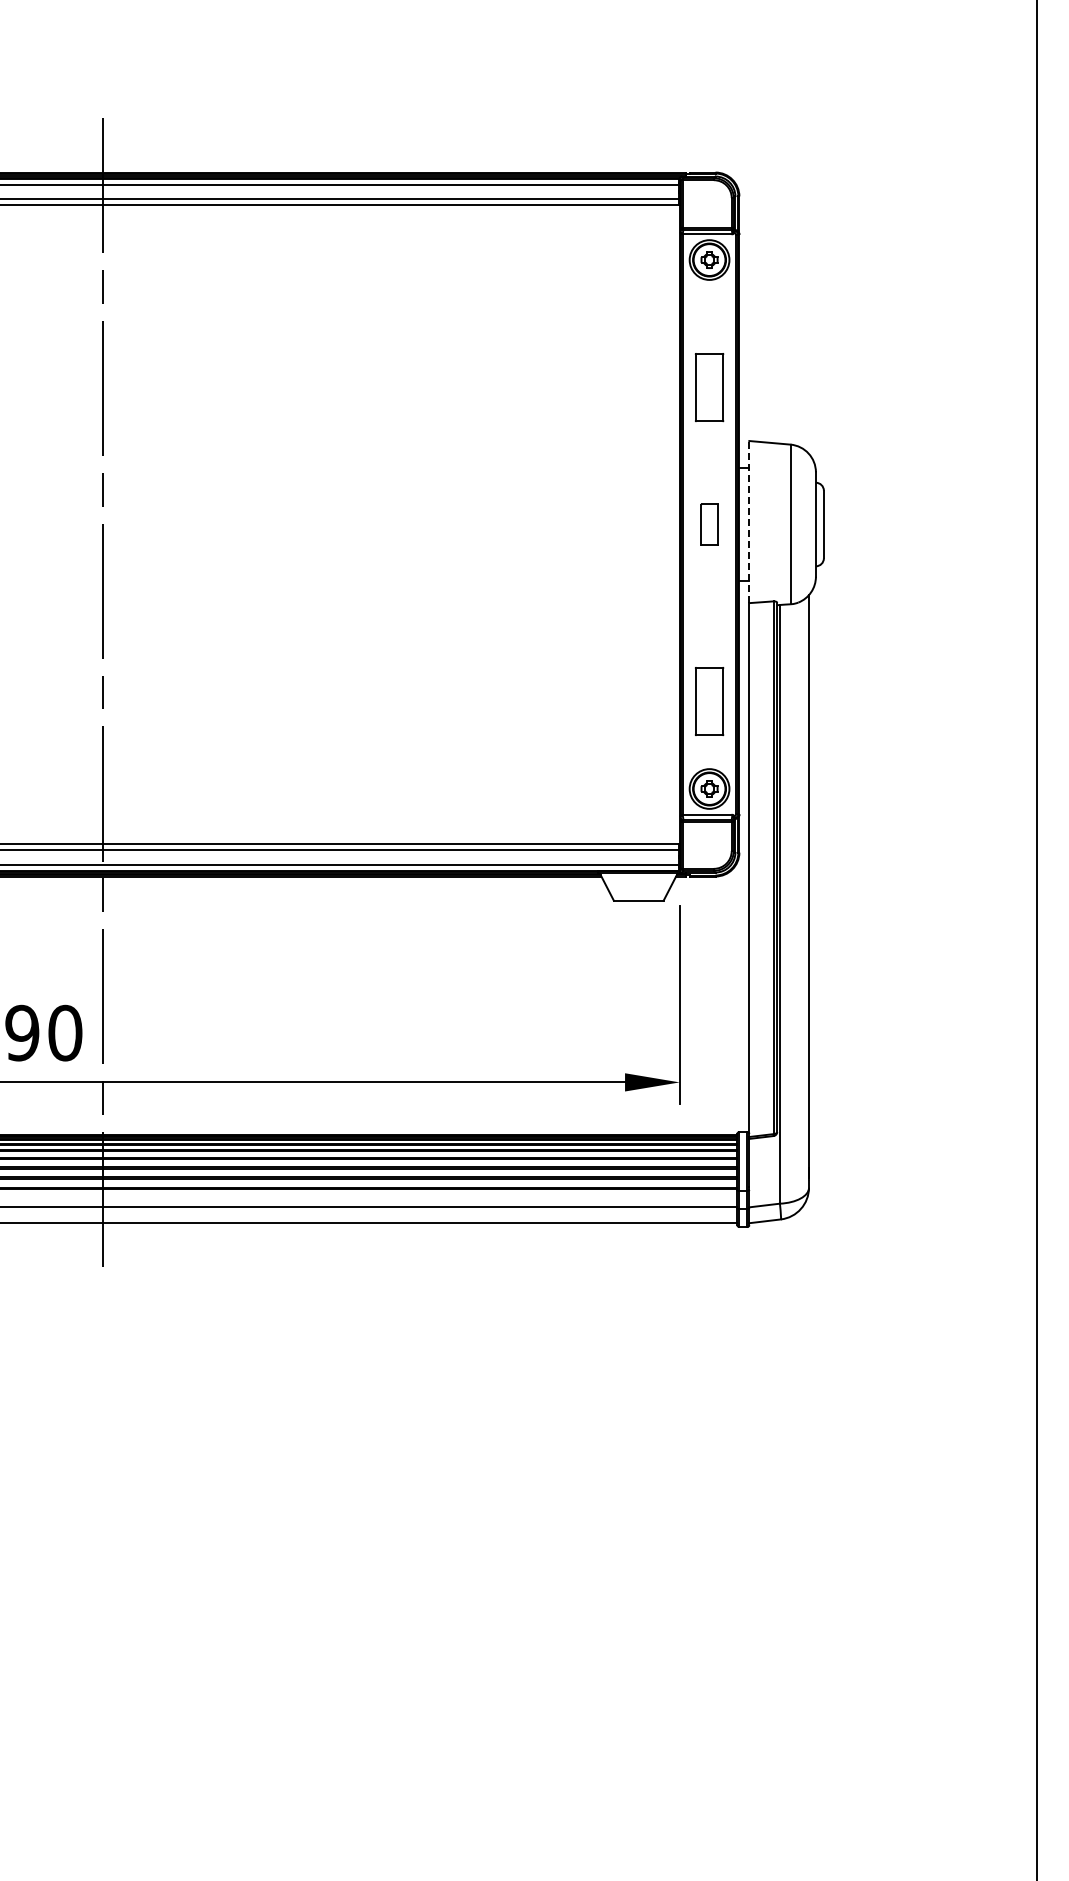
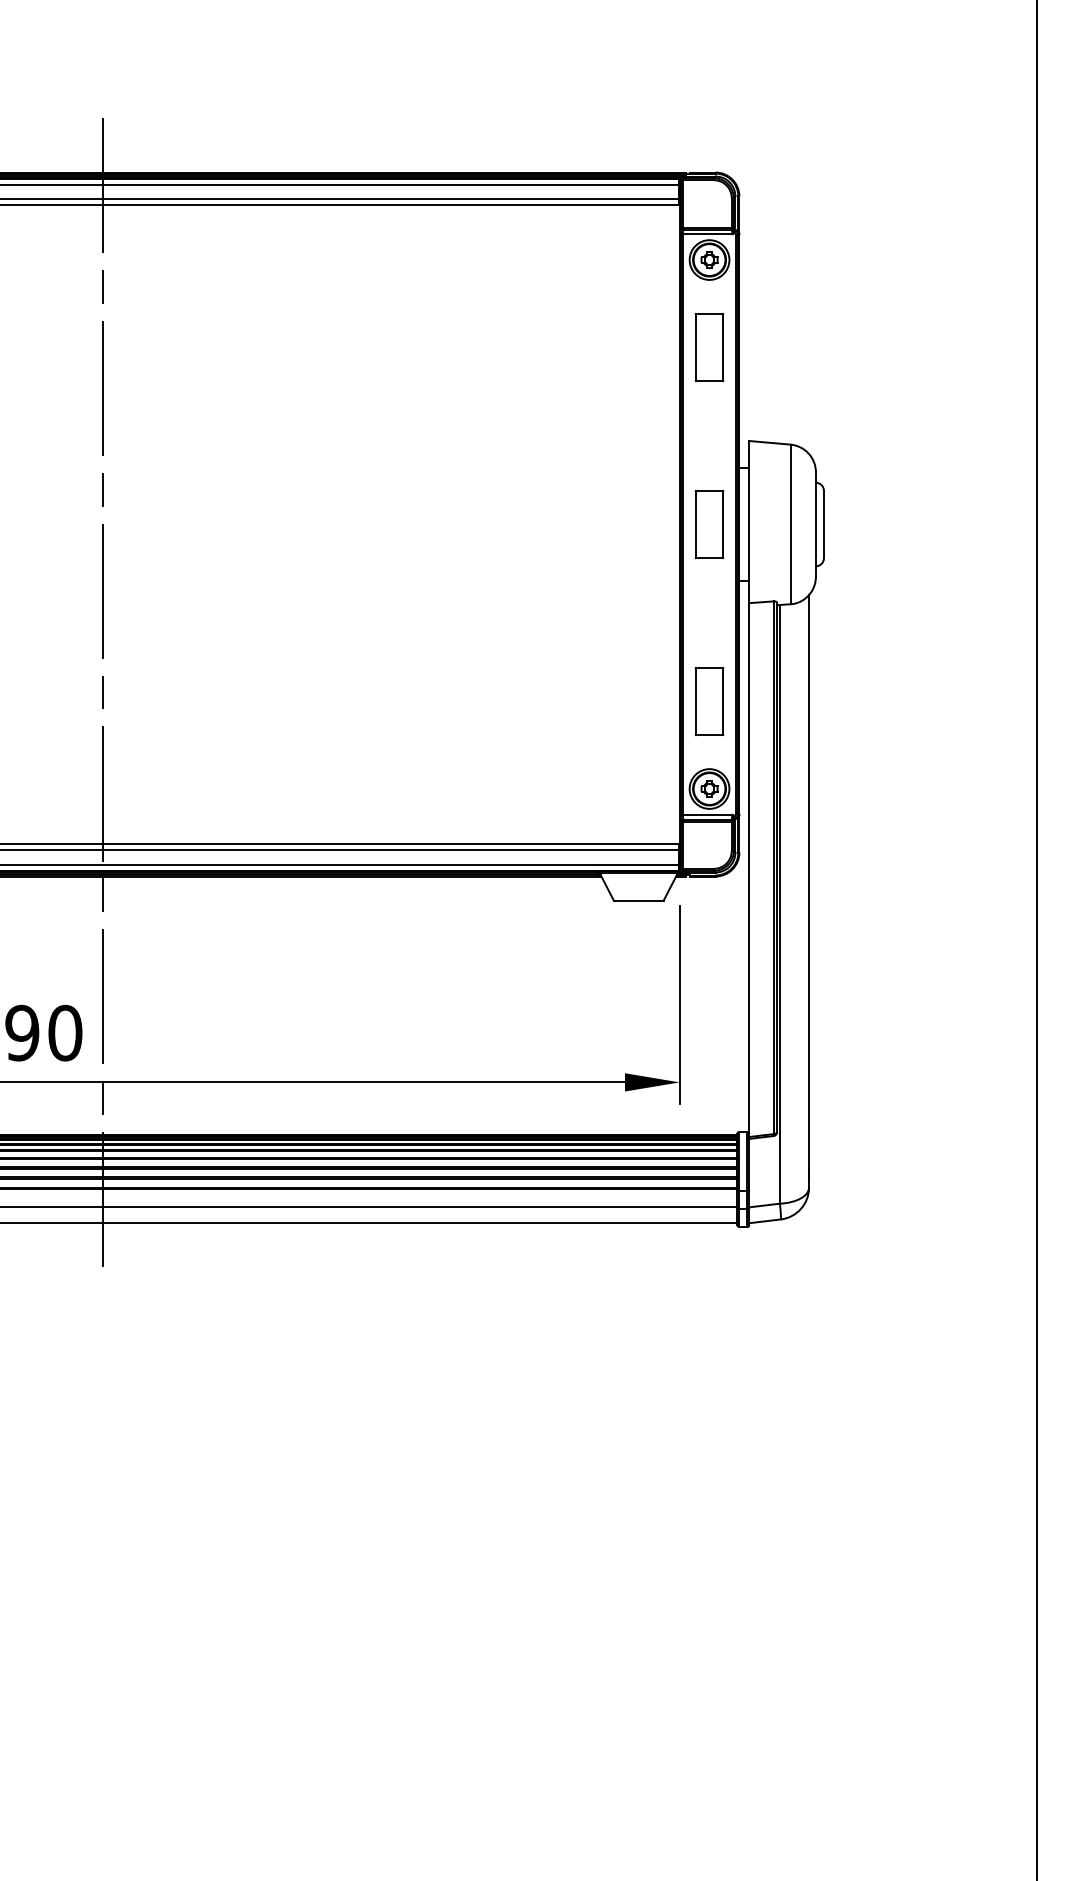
part position: (709, 387) -> (709, 347) (709, 347)
line: dashed -> solid (749, 521)
part size: 19x43 px -> 30x70 px (709, 524)
